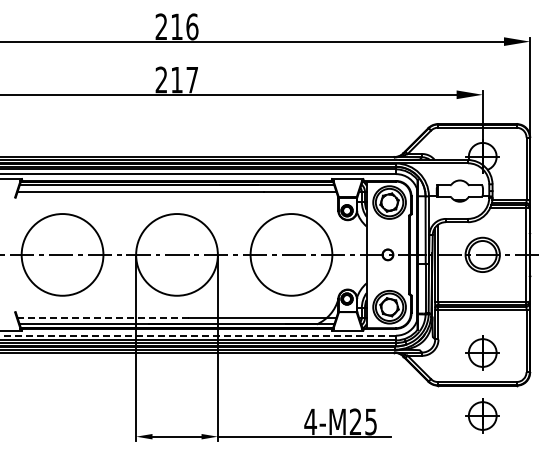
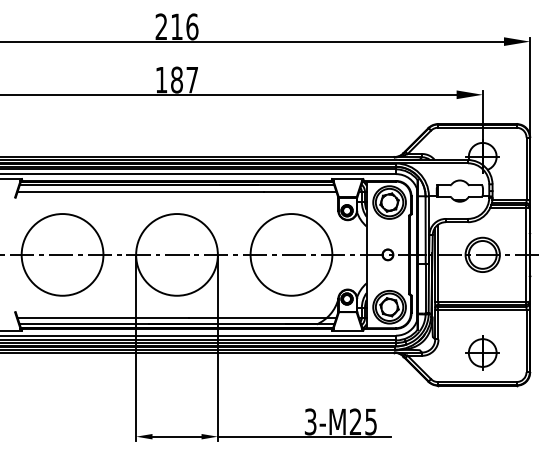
text: 217 -> 187 (168, 79)
line: dashed -> solid (103, 317)
line: dashed -> solid (198, 335)
part: present -> none (482, 415)
text: 4-M25 -> 3-M25 (310, 421)
